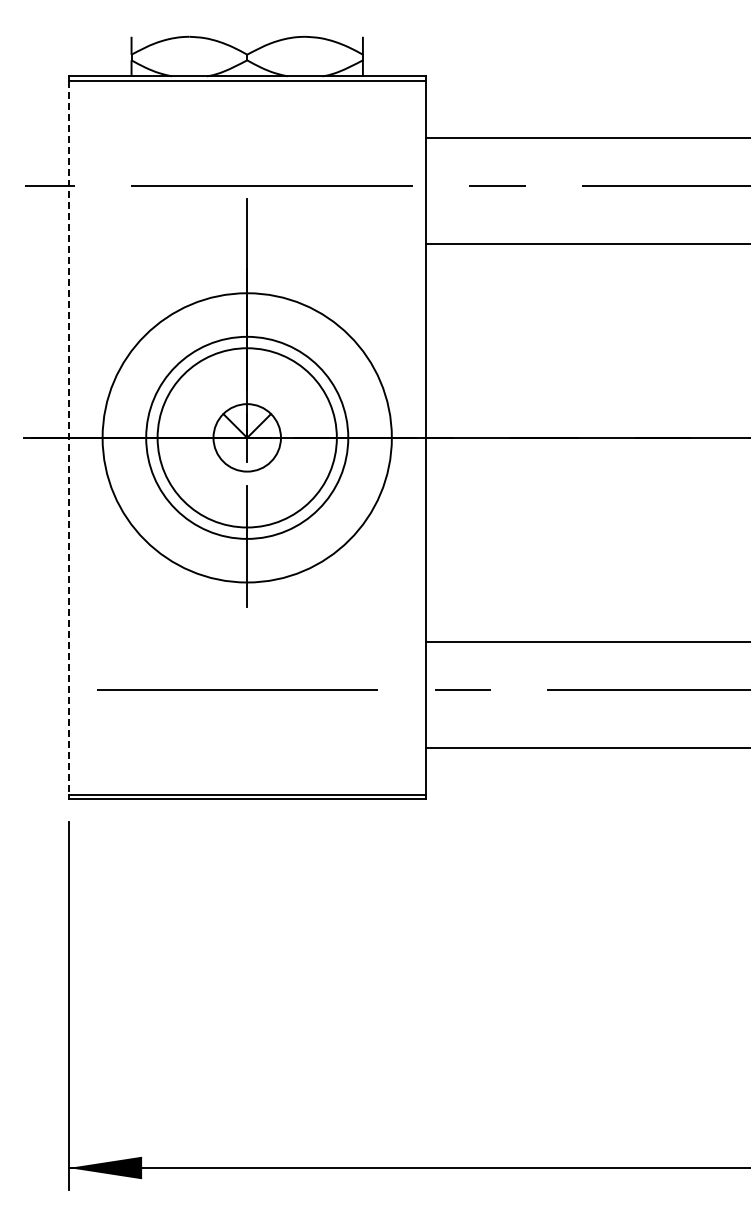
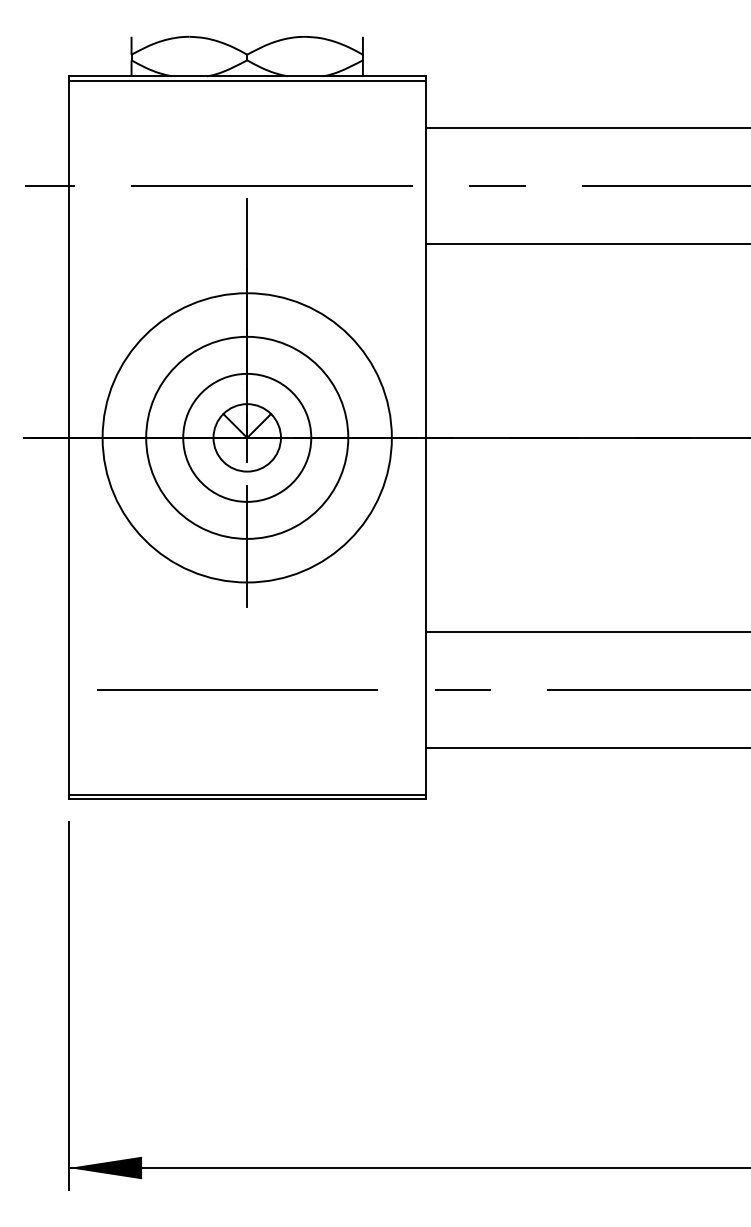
line position: (586, 137) -> (586, 127) (586, 127)
line: dashed -> solid (68, 437)
circle diameter: 179 px -> 128 px (247, 437)
line position: (586, 642) -> (586, 632) (586, 632)
